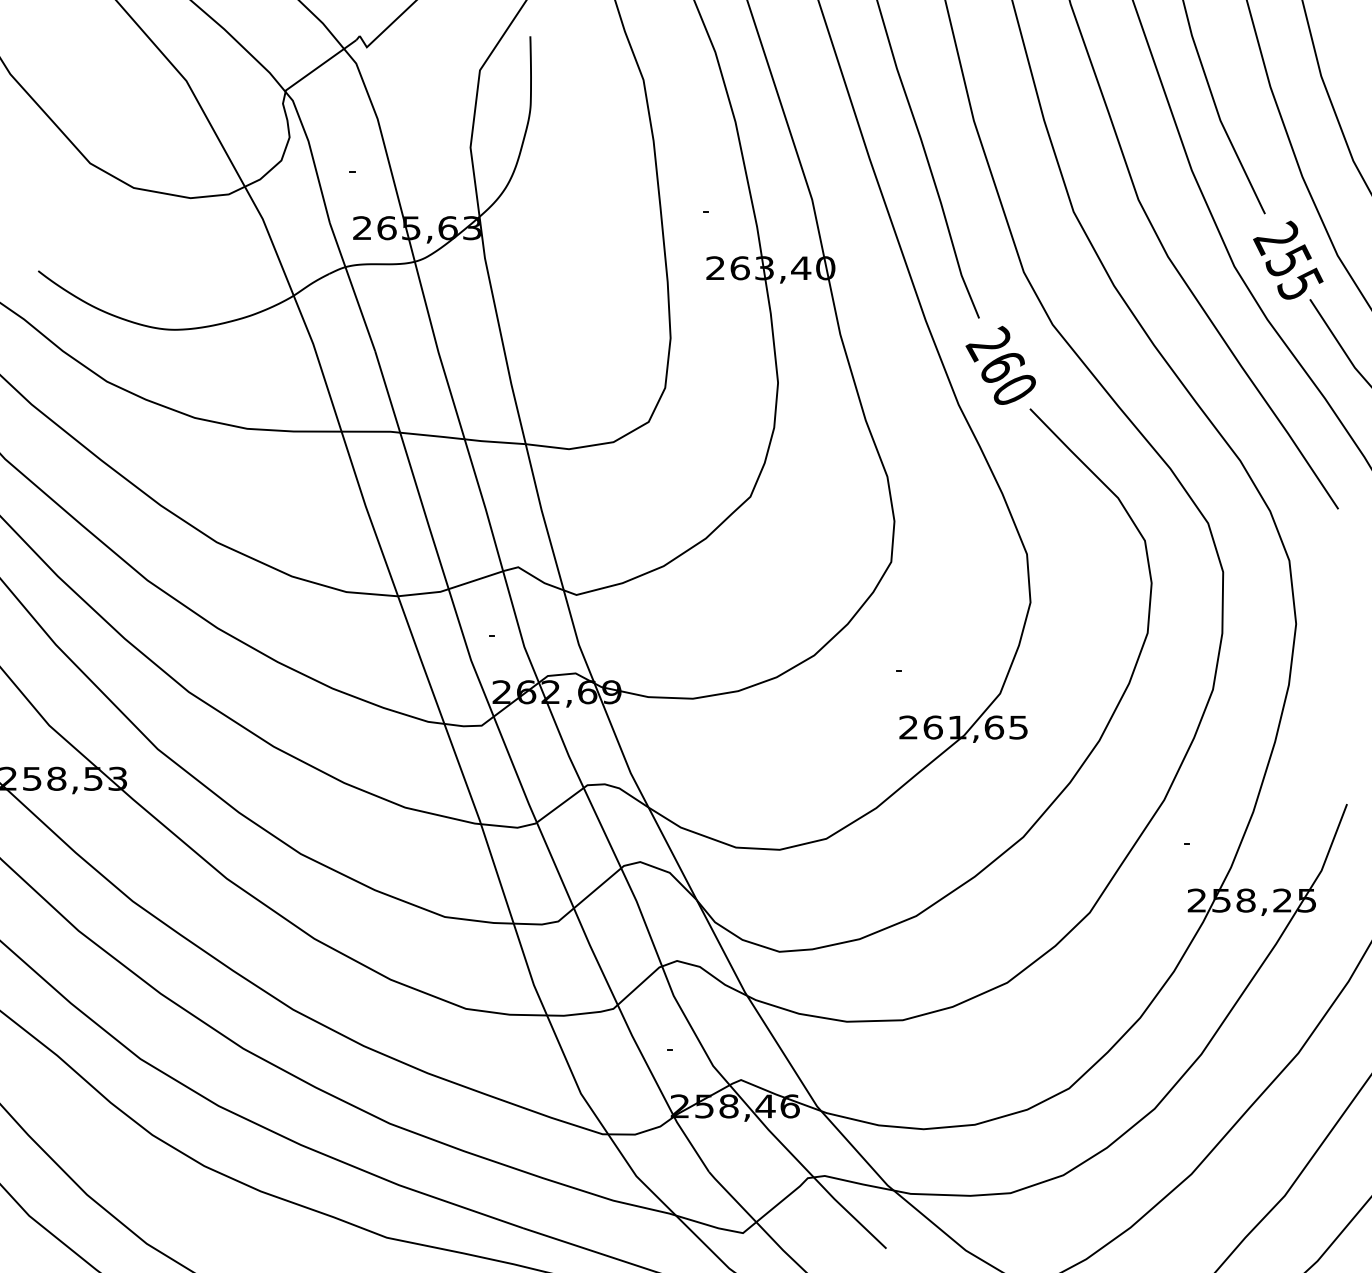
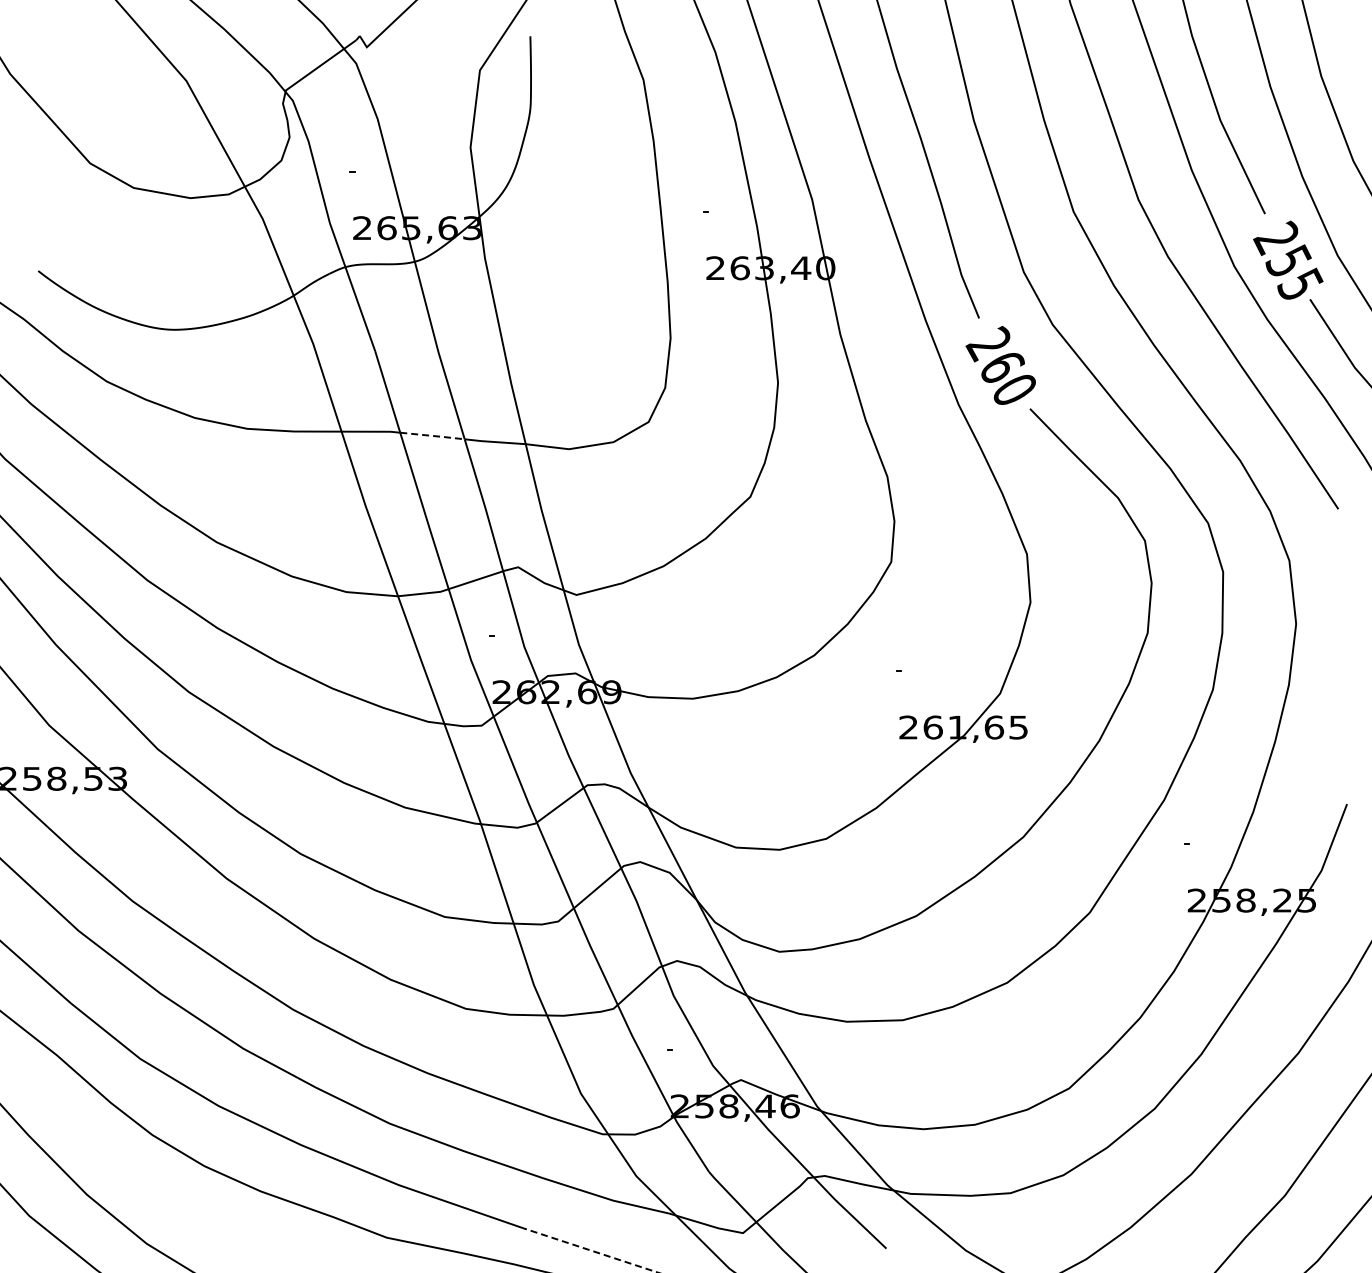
line: solid -> dashed (432, 435)
line: solid -> dashed (590, 1250)
